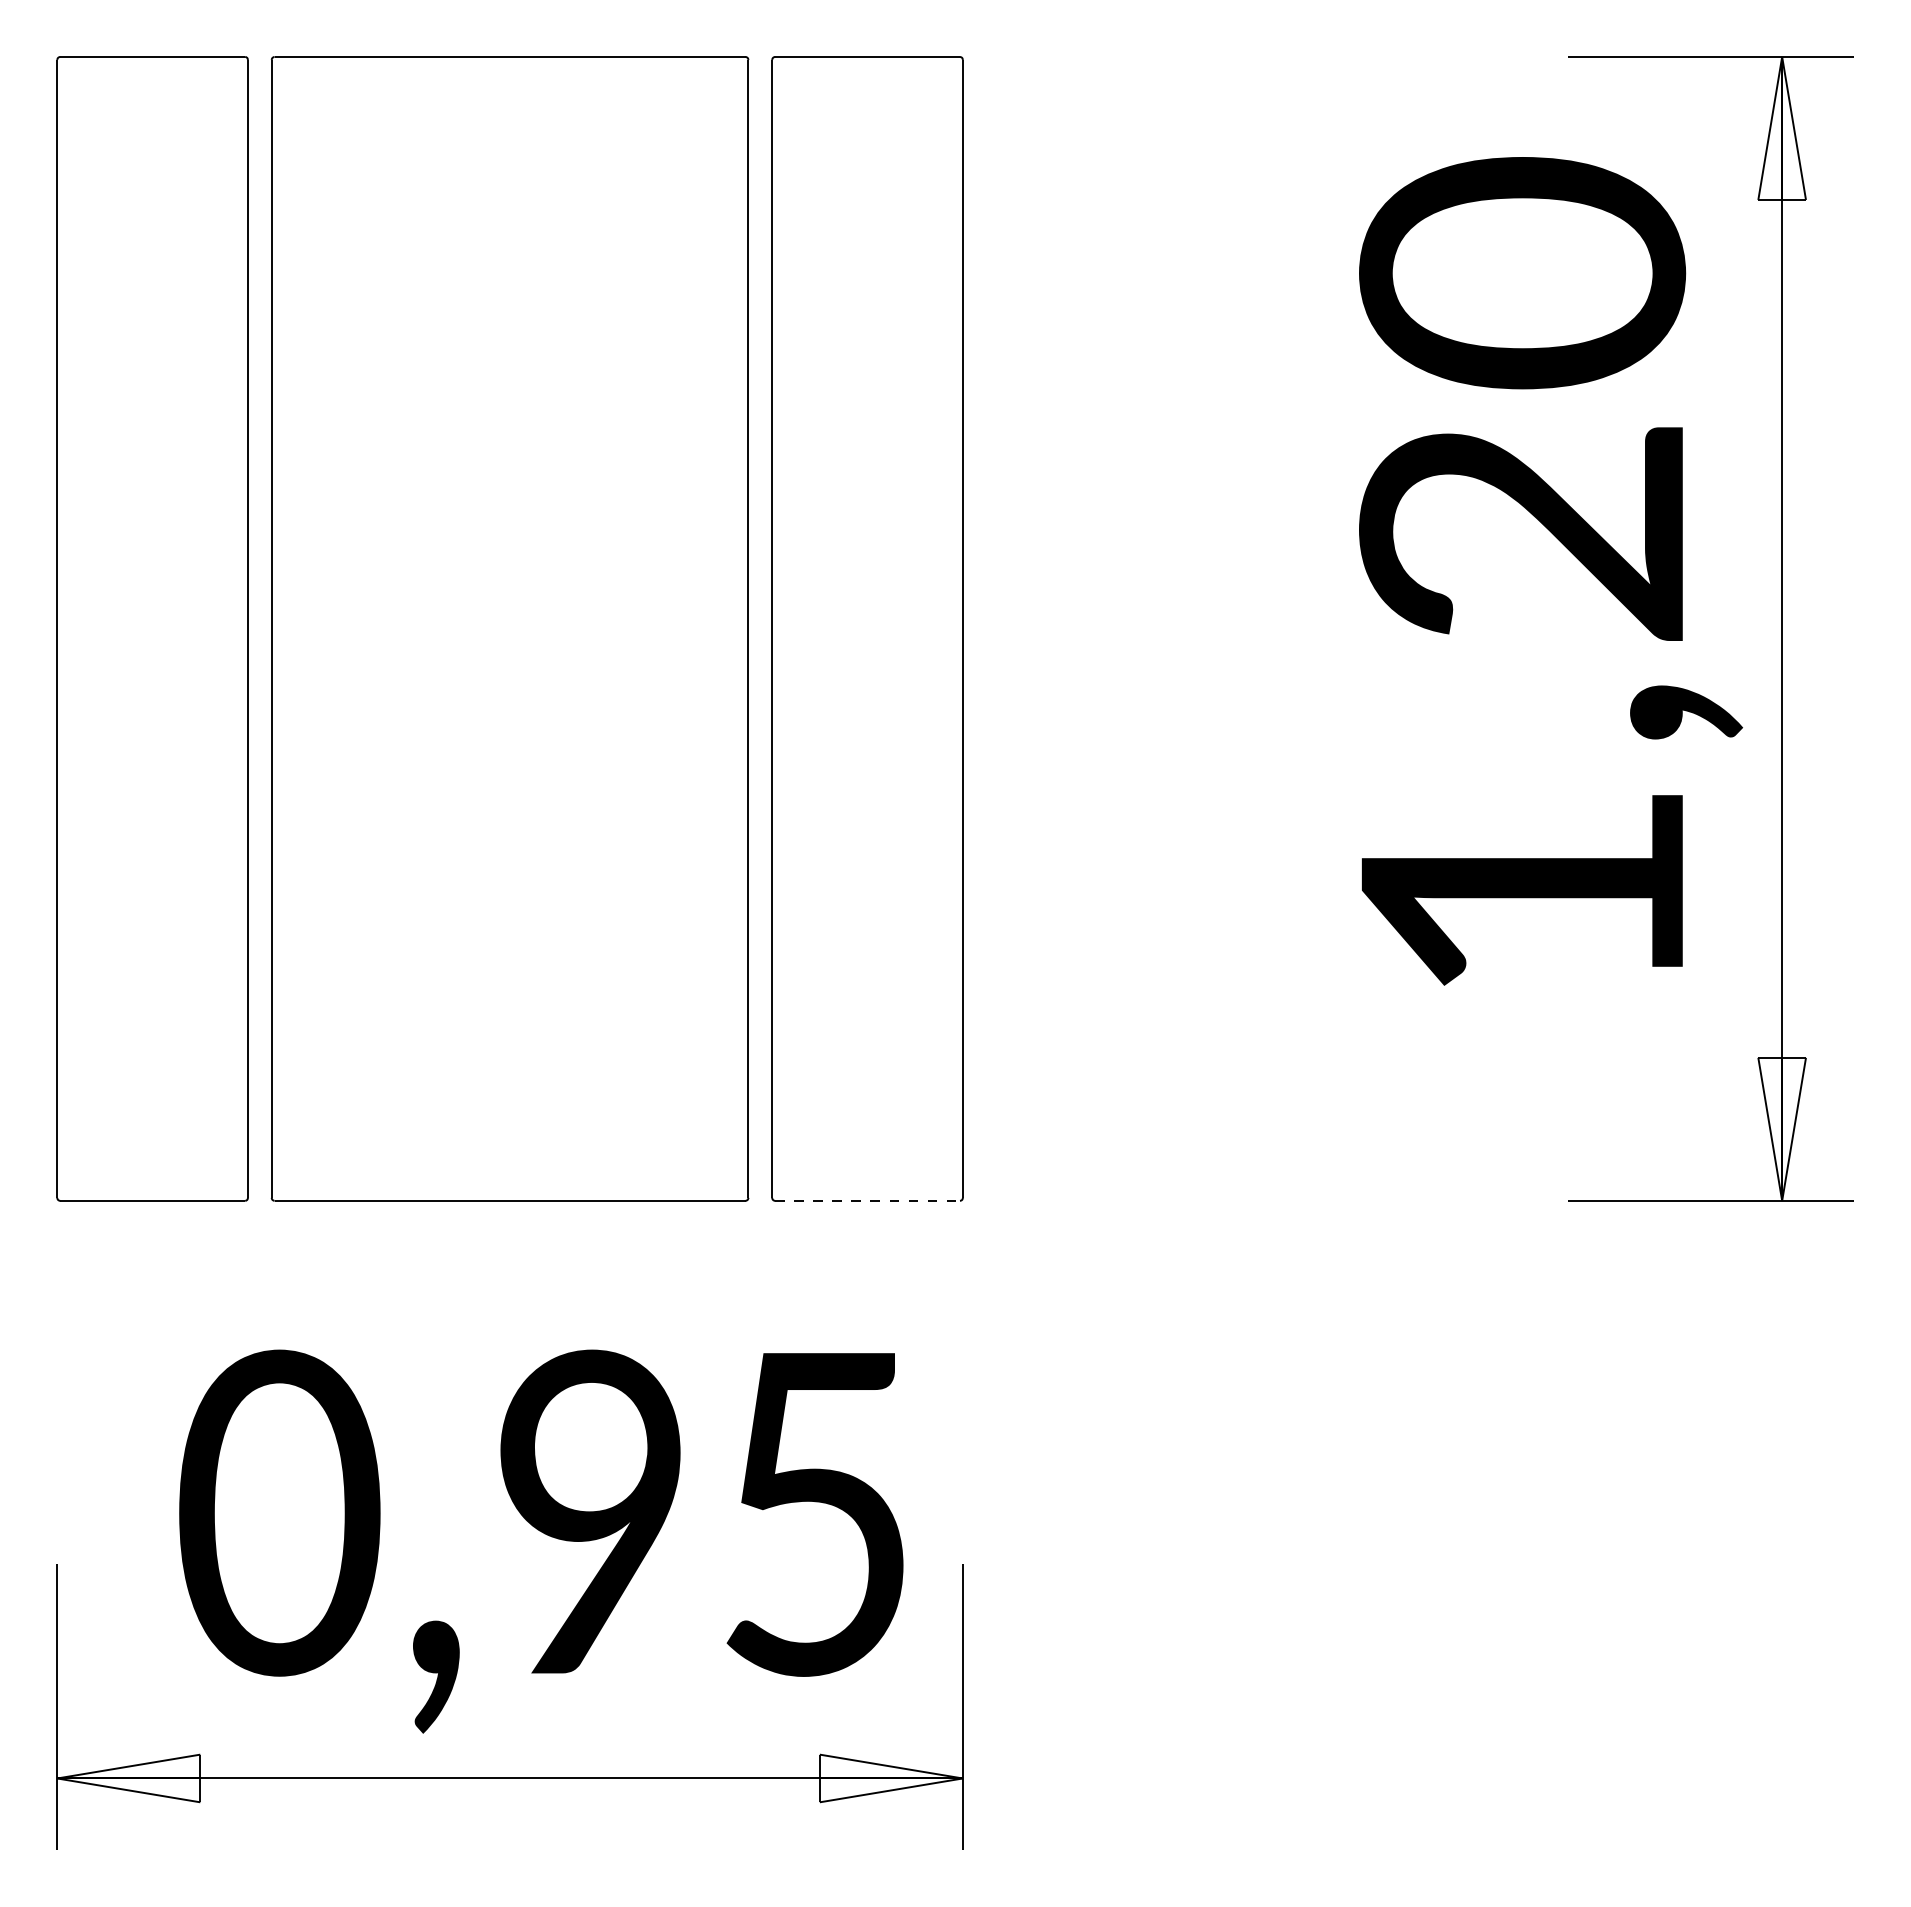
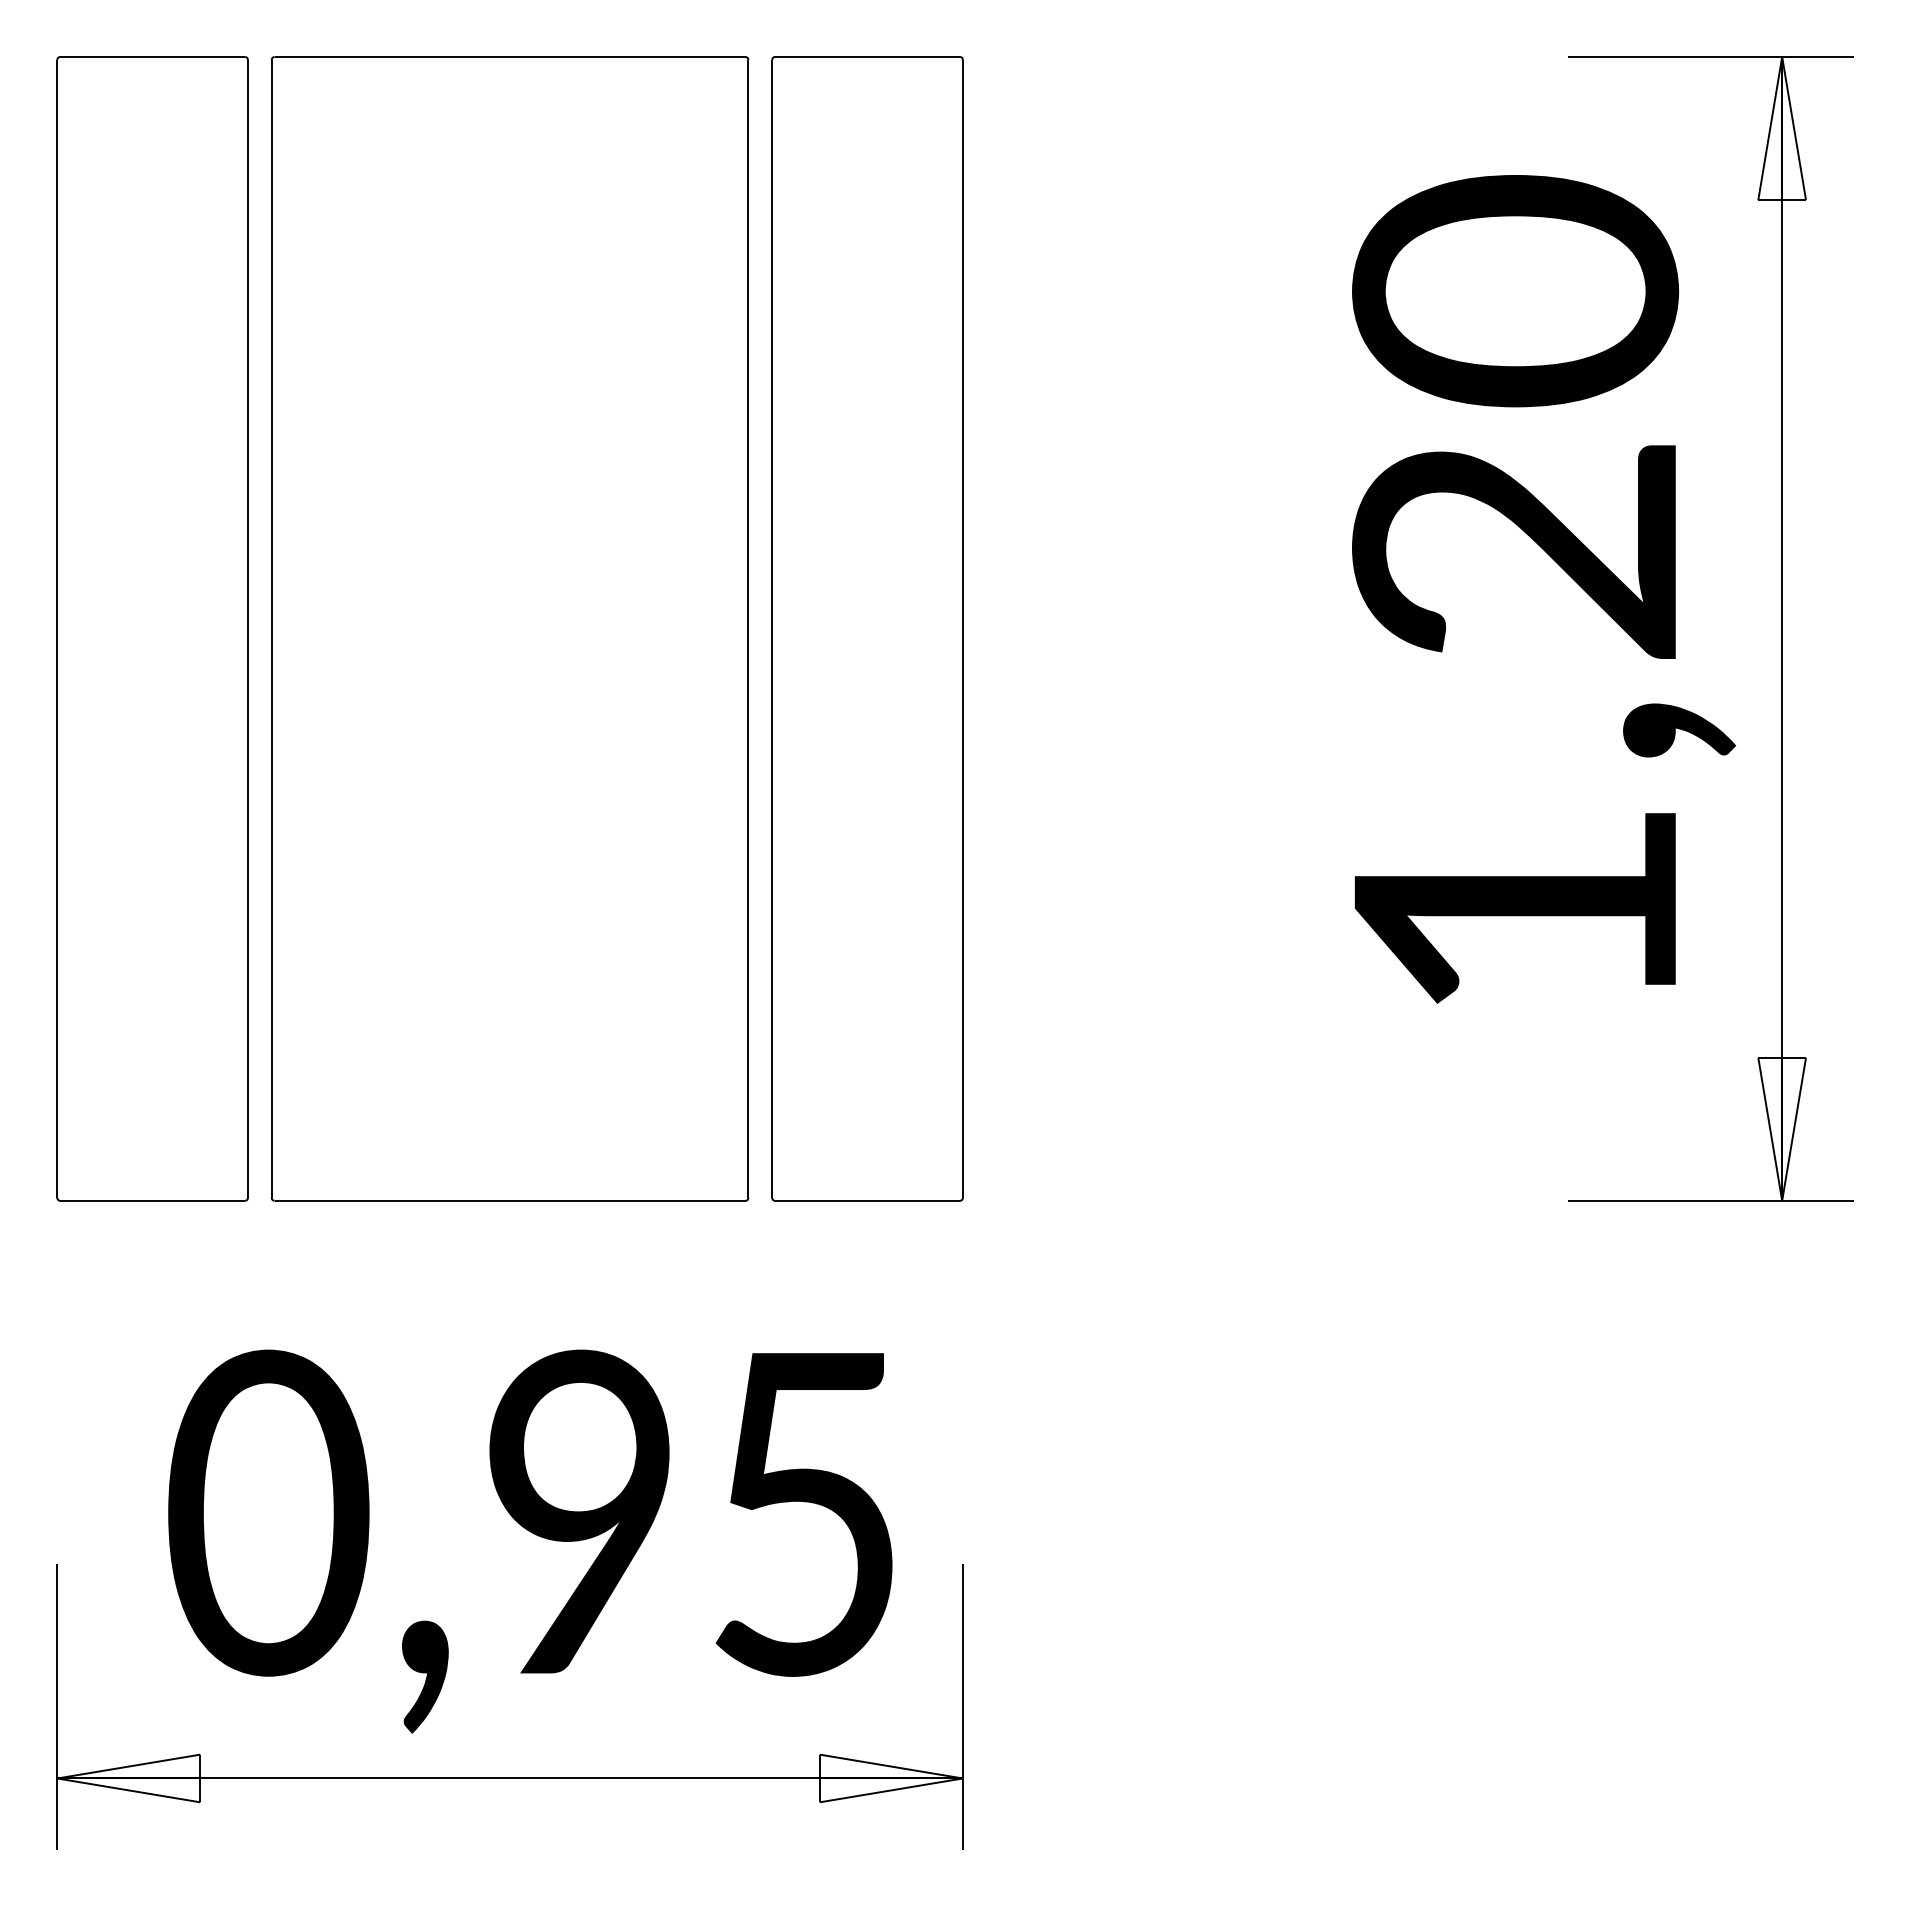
text position: (1551, 571) -> (1544, 589) (1544, 589)
line: dashed -> solid (868, 1200)
text position: (541, 1541) -> (530, 1541) (530, 1541)
